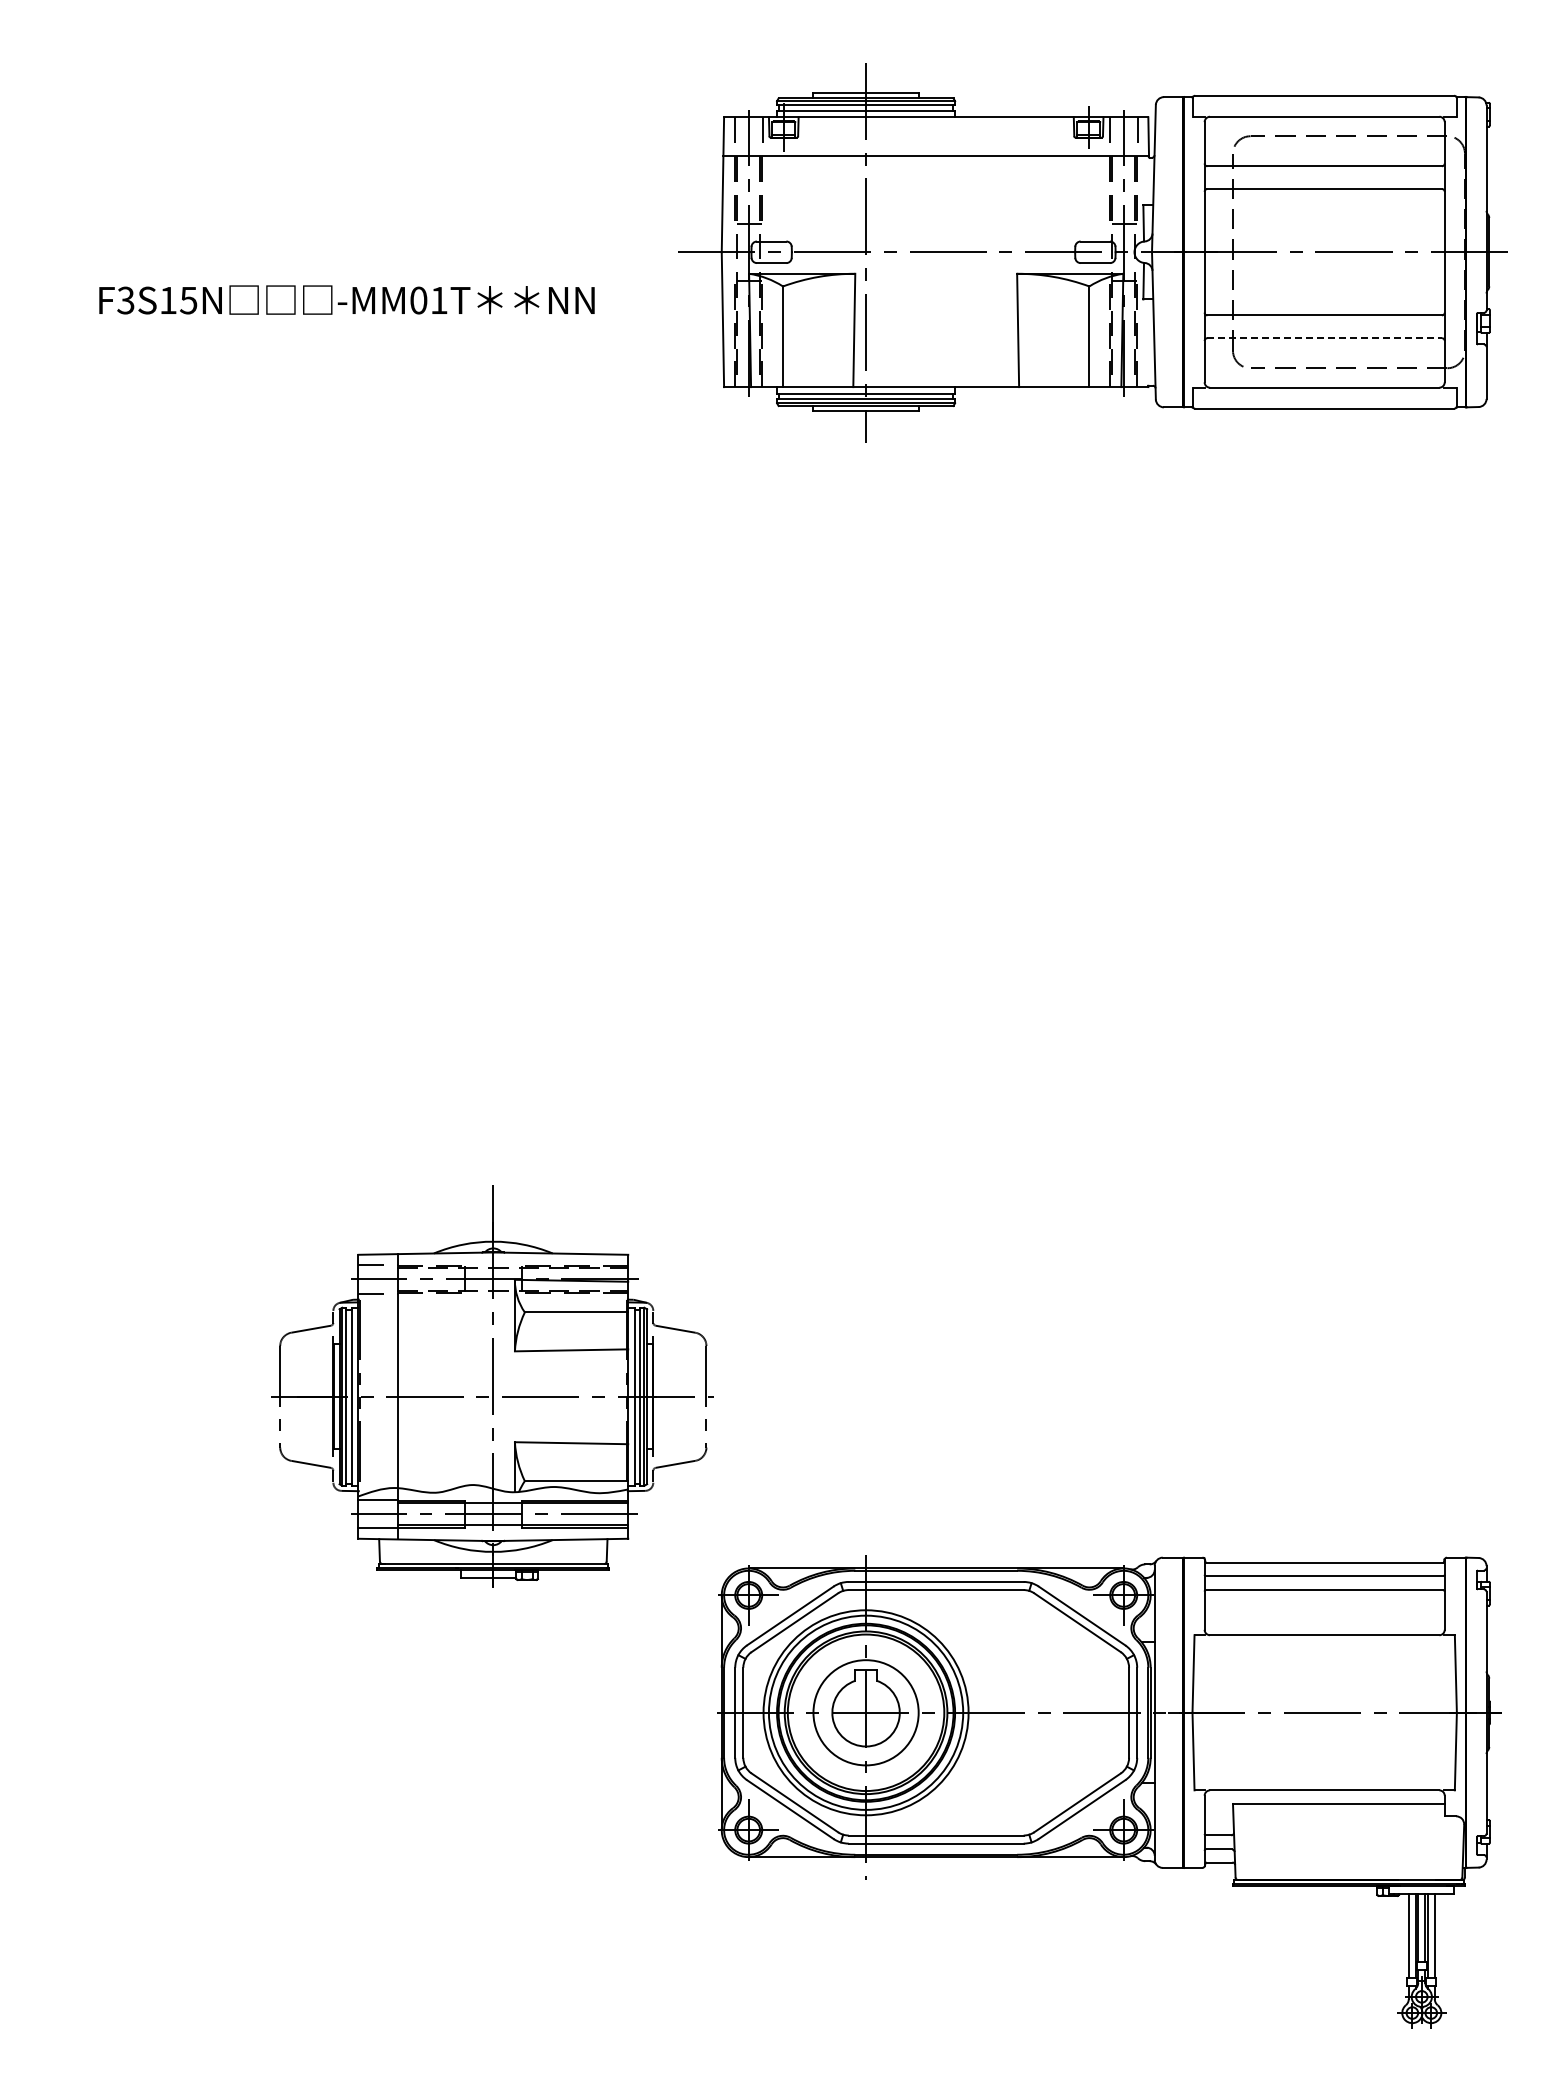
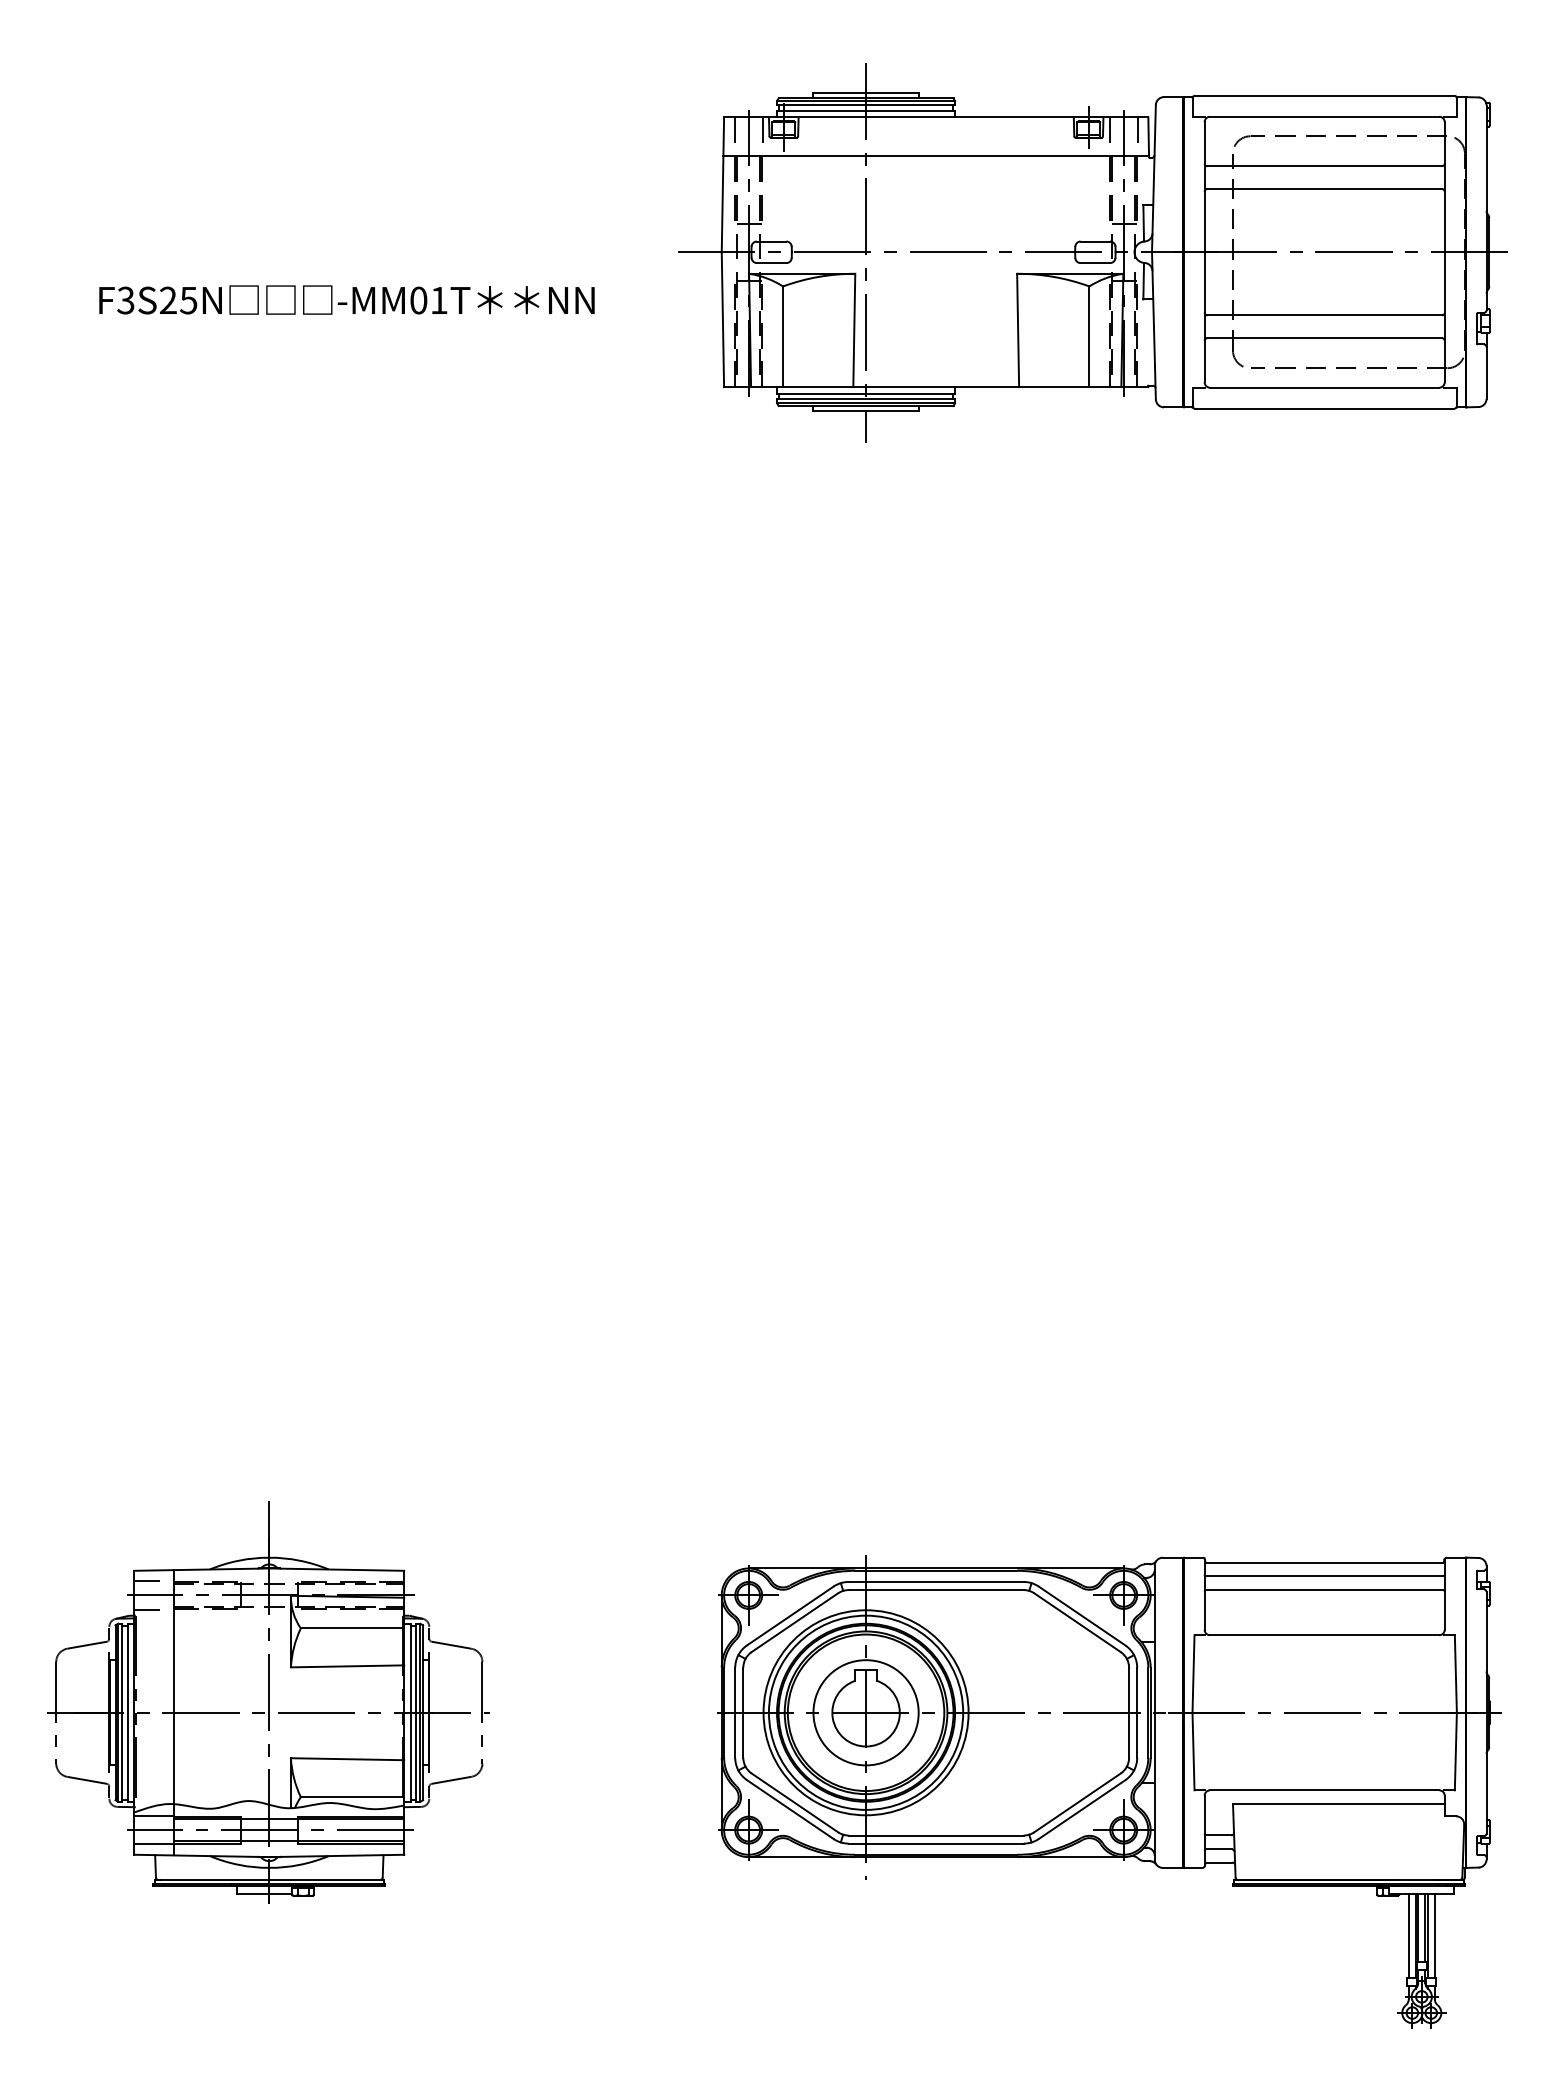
text: F3S15N -> F3S25N (168, 299)
line: dashed -> solid (1325, 338)
part position: (492, 1386) -> (268, 1702) (268, 1702)
